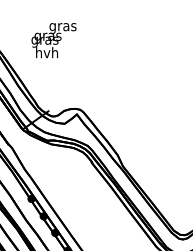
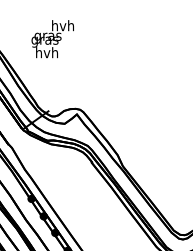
text: gras -> hvh (62, 27)
